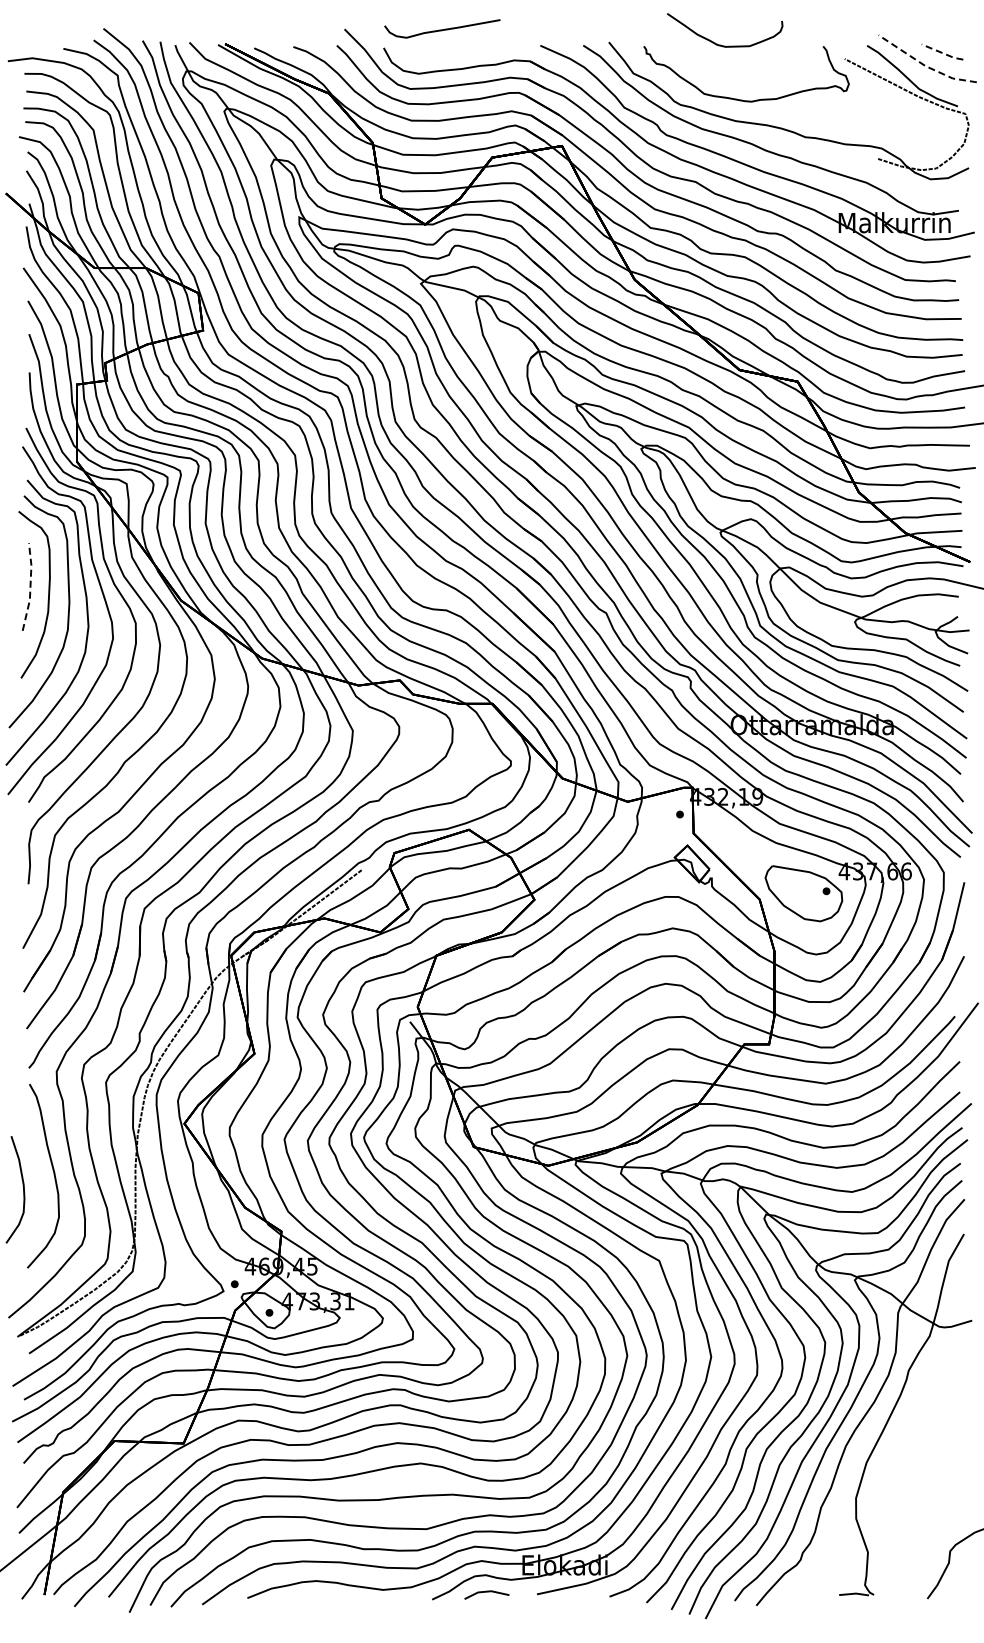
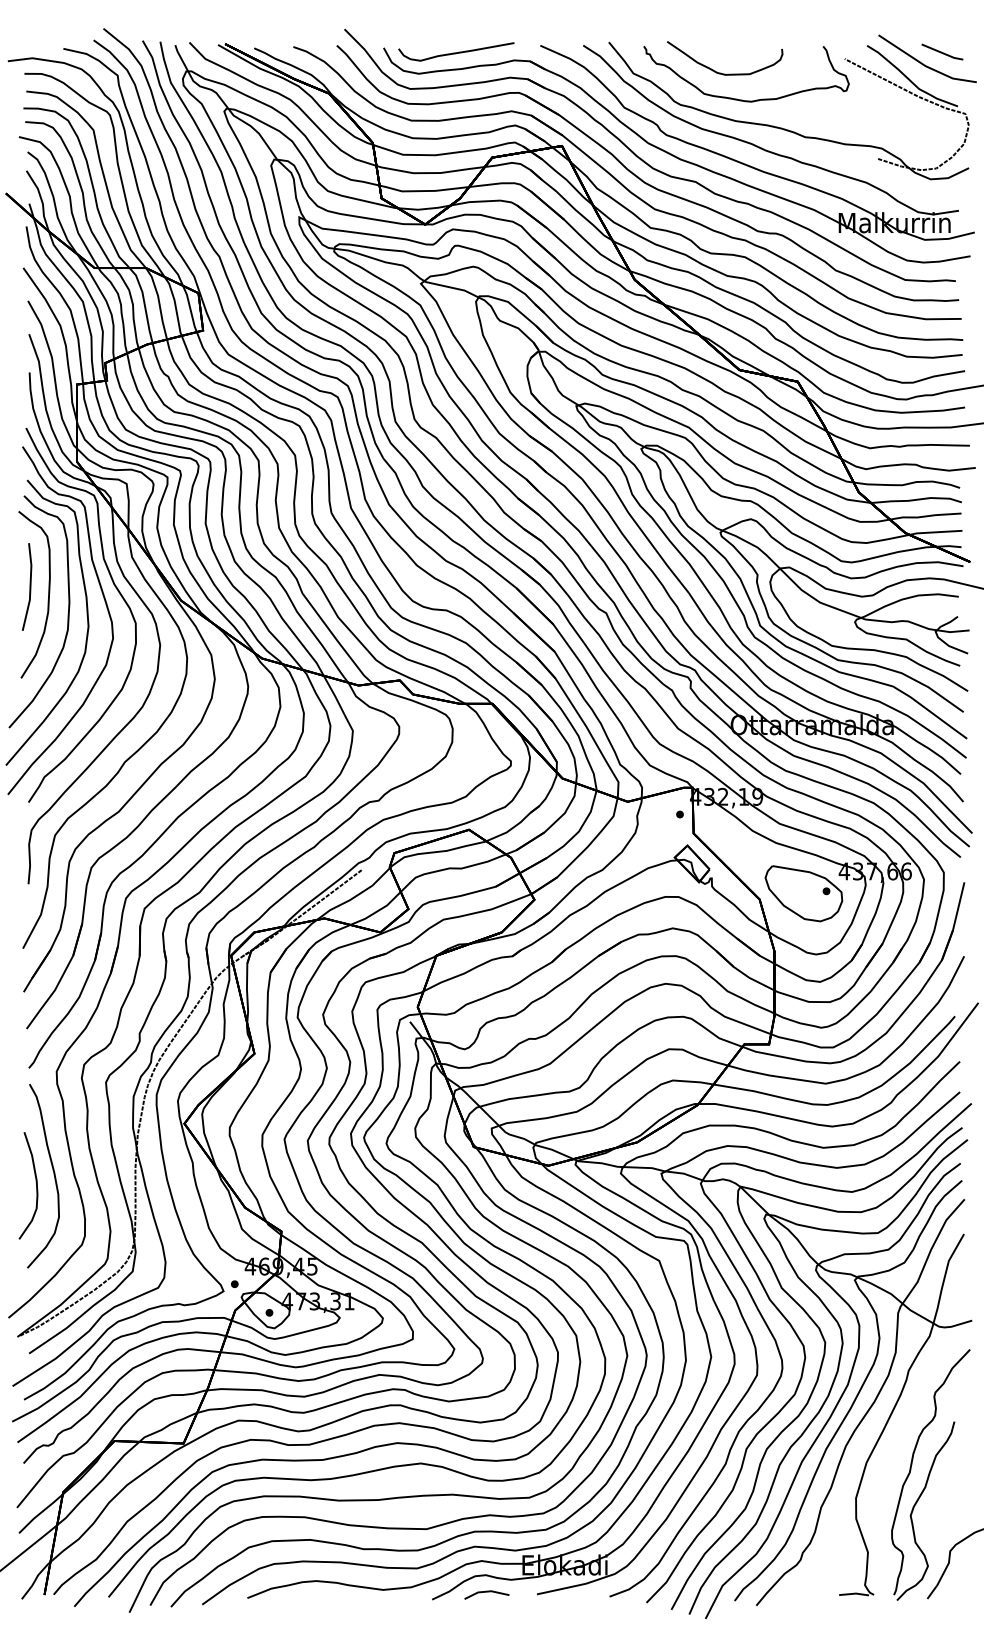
curve position: (442, 29) -> (456, 52) (456, 52)
curve position: (720, 44) -> (720, 72) (720, 72)
line: dashed -> solid (942, 53)
line: dashed -> solid (925, 66)
line: dashed -> solid (30, 587)
curve position: (22, 1186) -> (35, 1182) (35, 1182)
part: none -> present (930, 1474)
